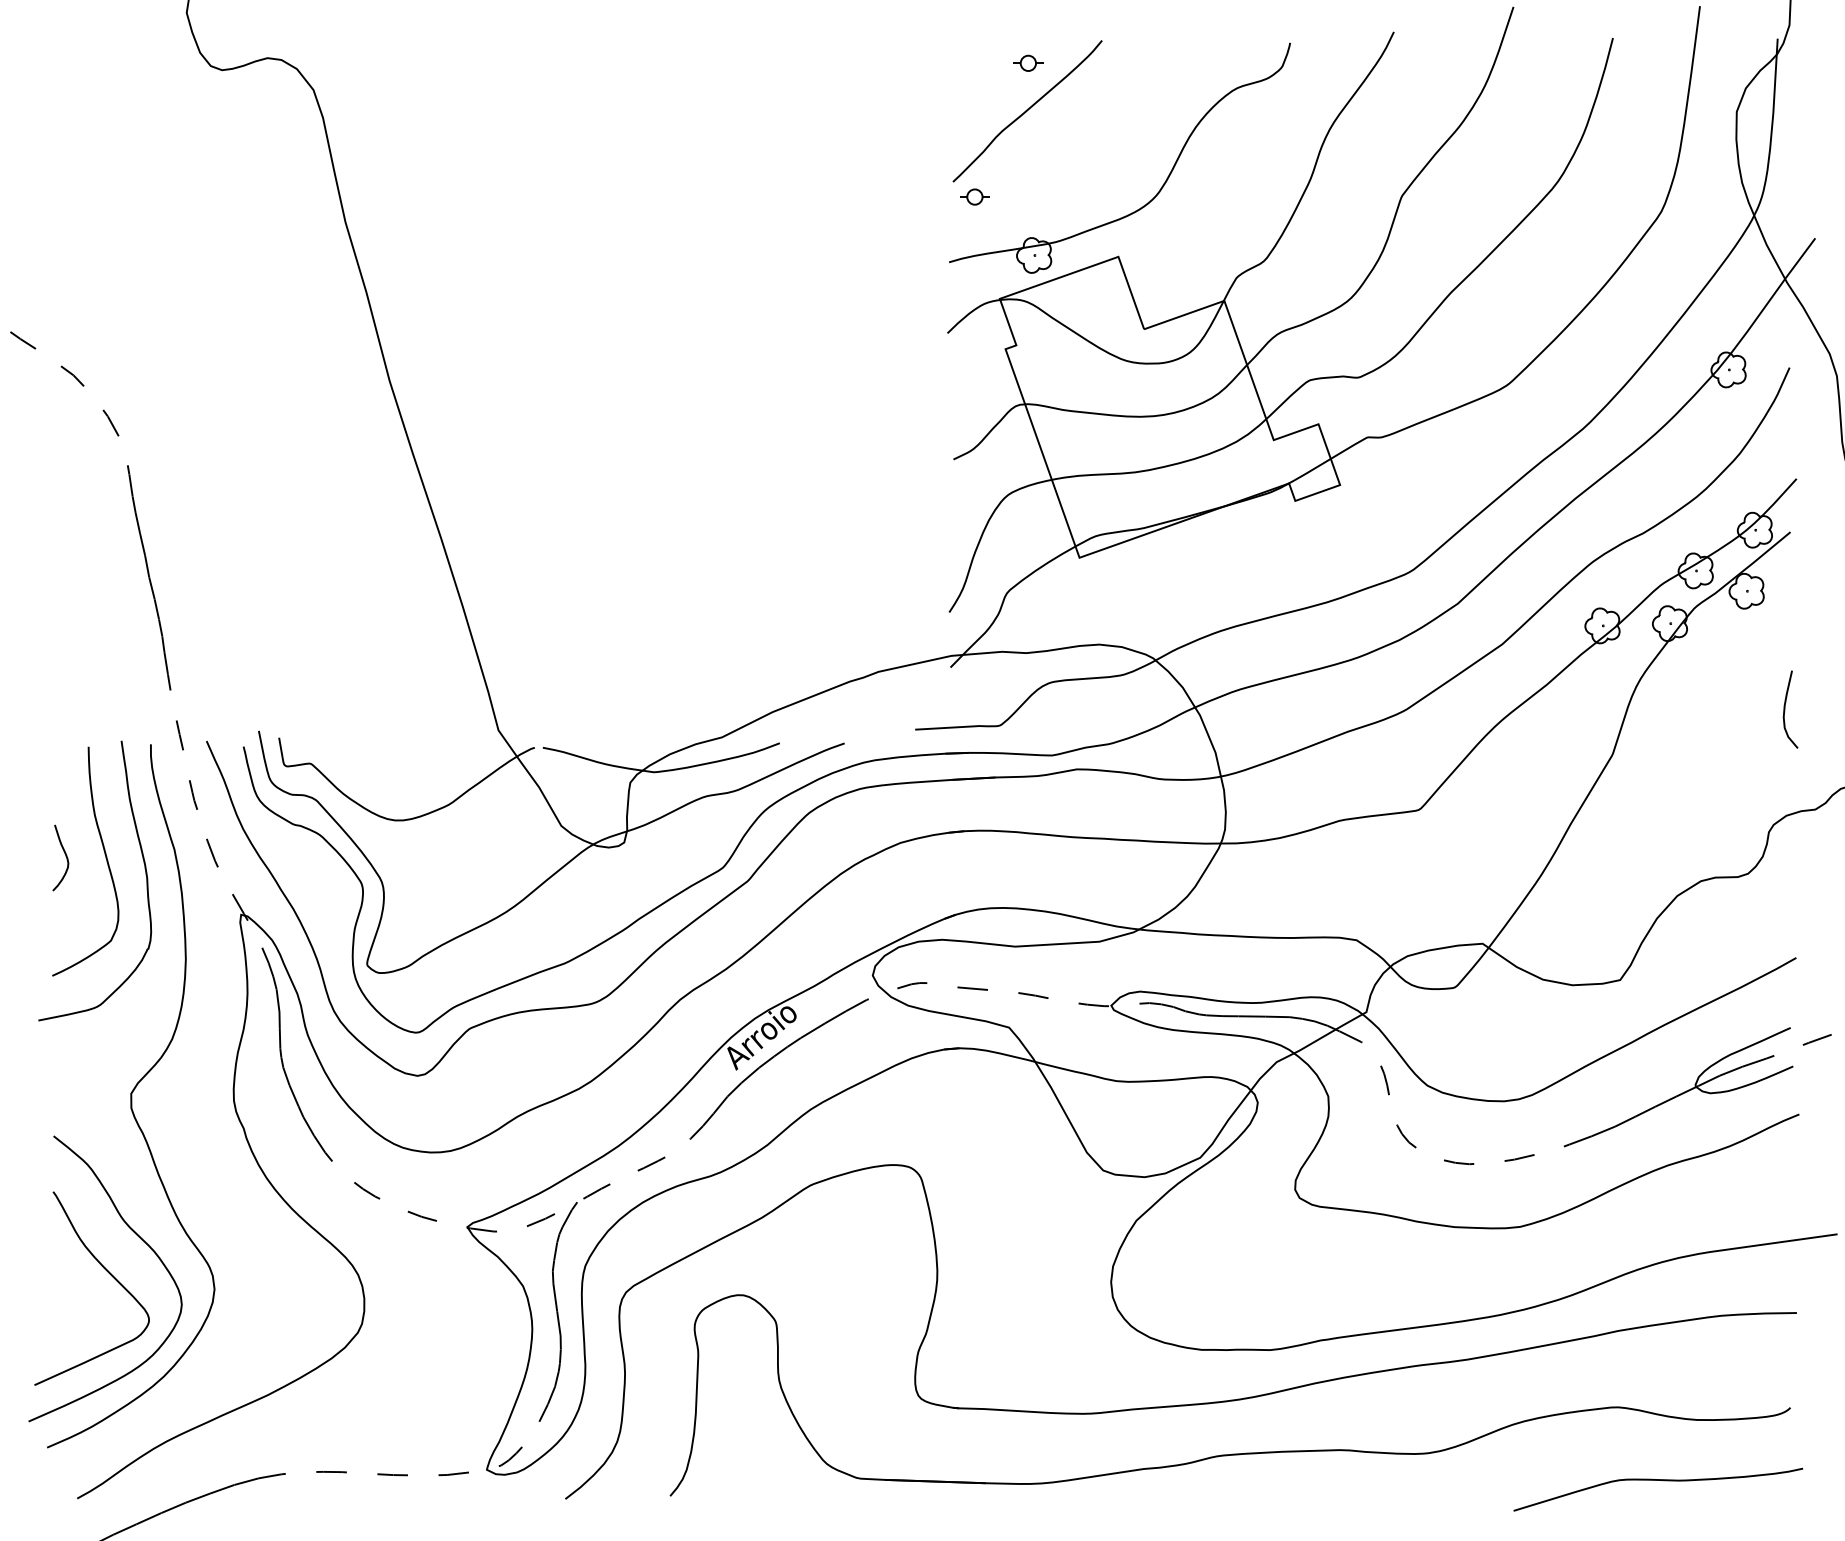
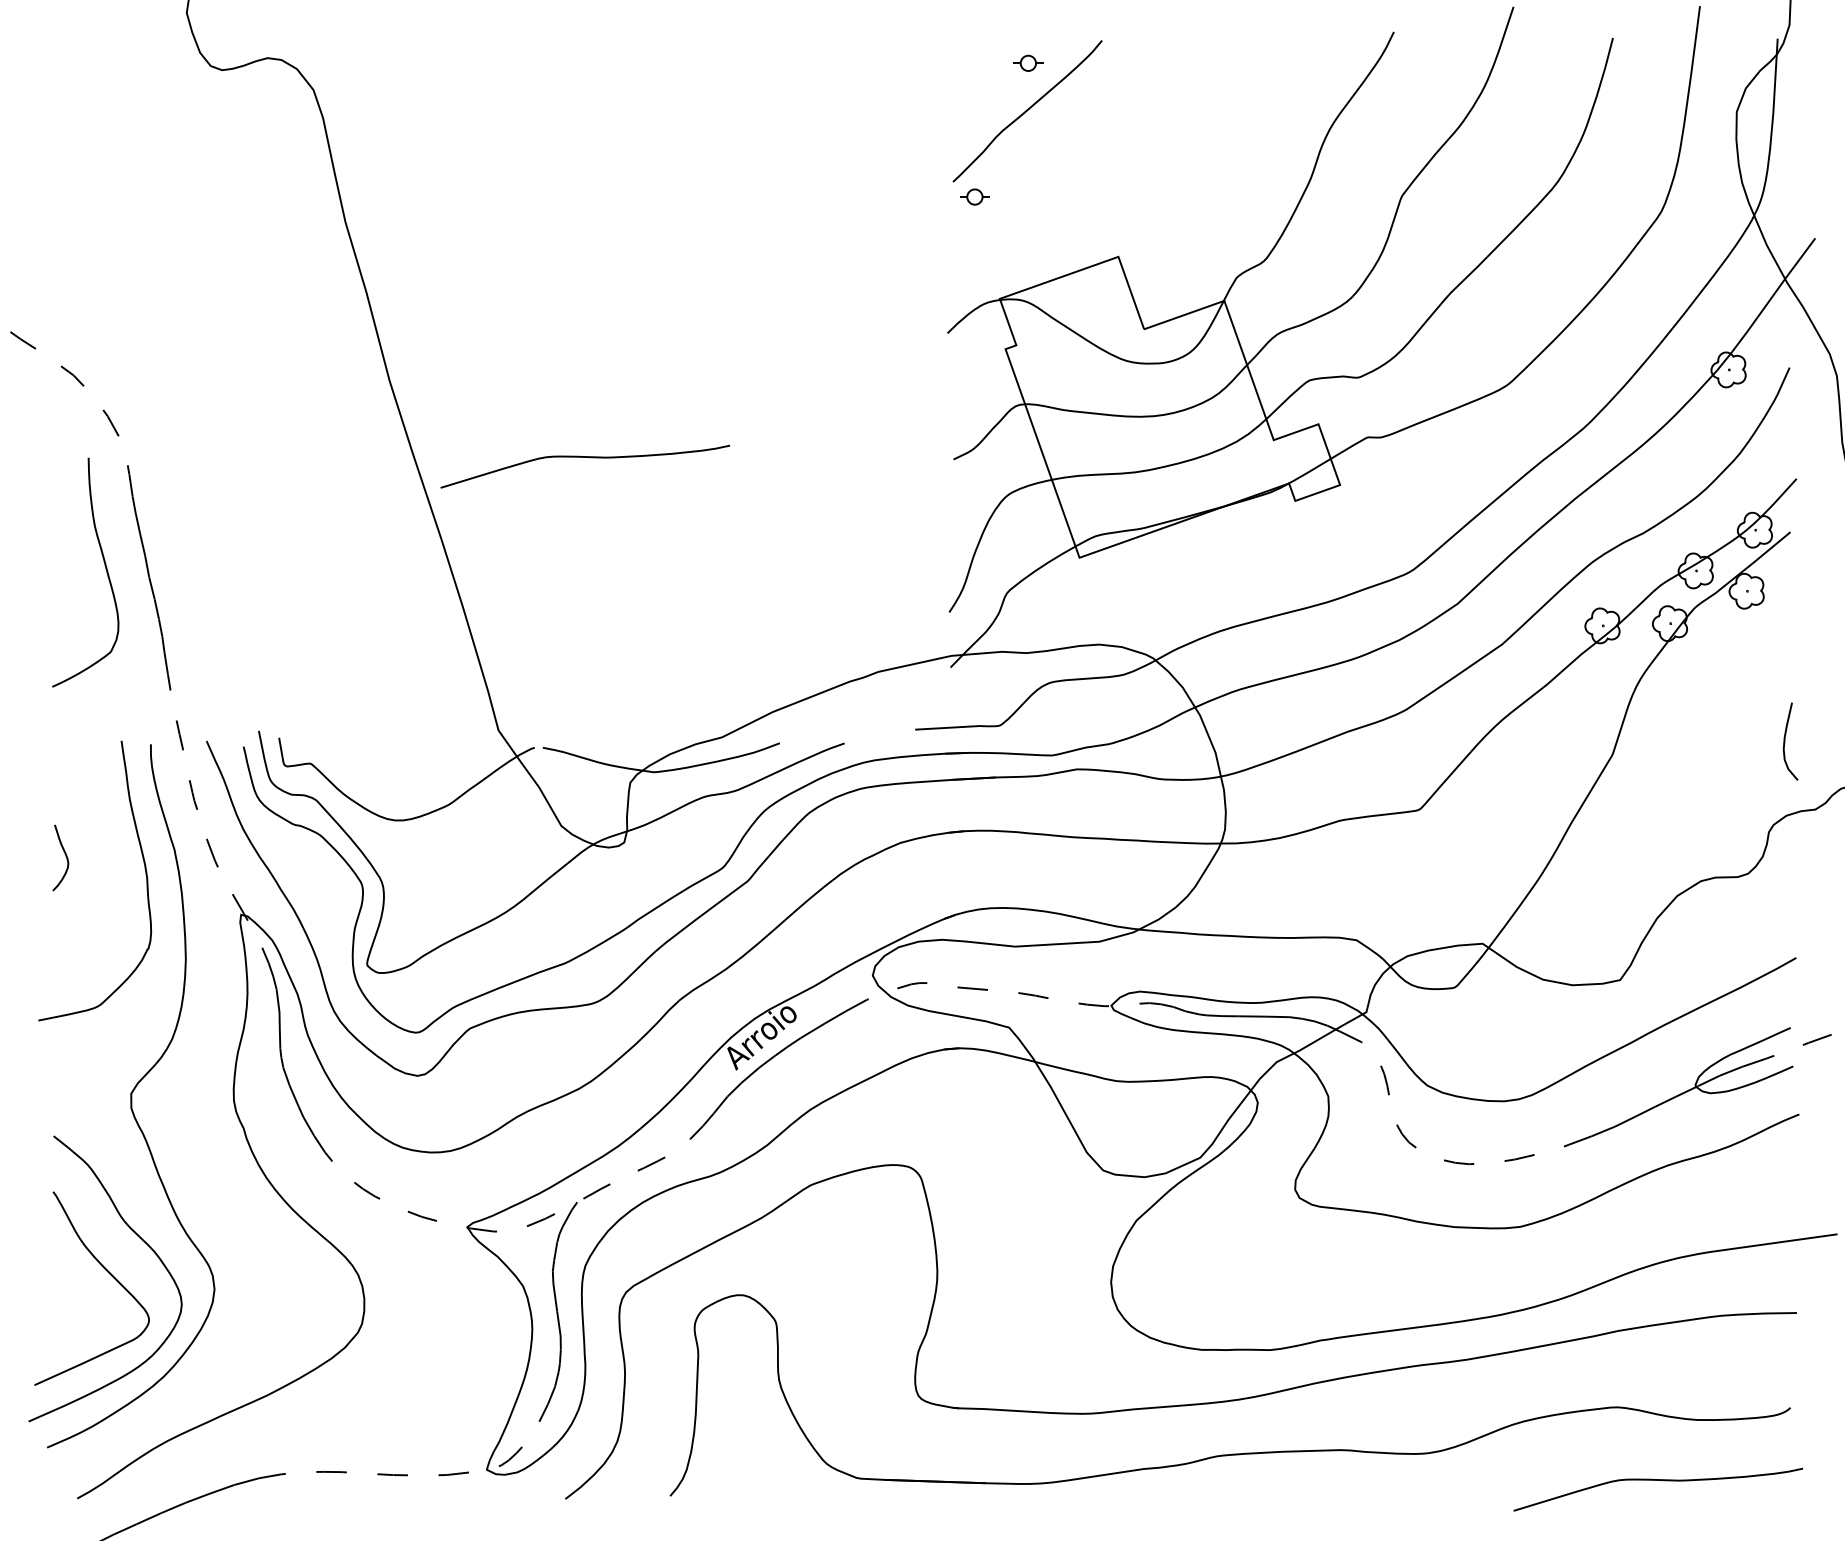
part: present -> none (1161, 186)
curve: none -> present (585, 457)
curve position: (1785, 709) -> (1785, 741) (1785, 741)
curve position: (105, 858) -> (105, 569) (105, 569)
